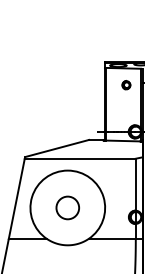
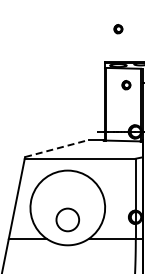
part: none -> present (118, 29)
line: solid -> dashed (57, 148)
circle position: (67, 207) -> (67, 219) (67, 219)
